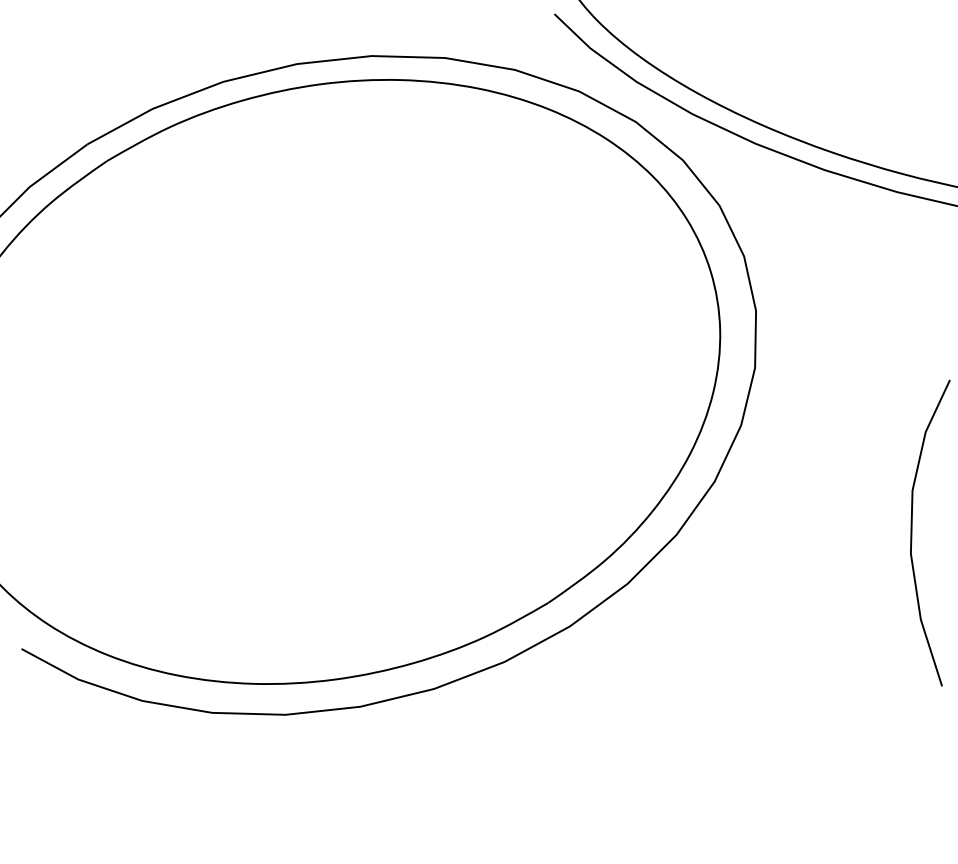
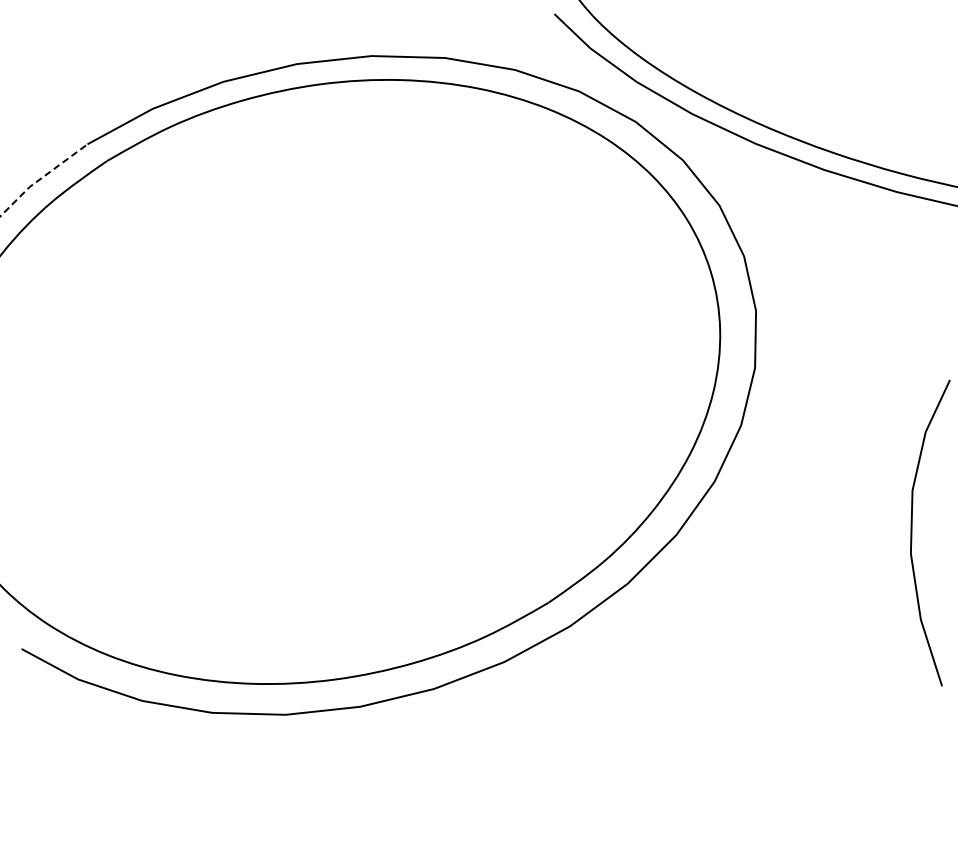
line: solid -> dashed (41, 178)
